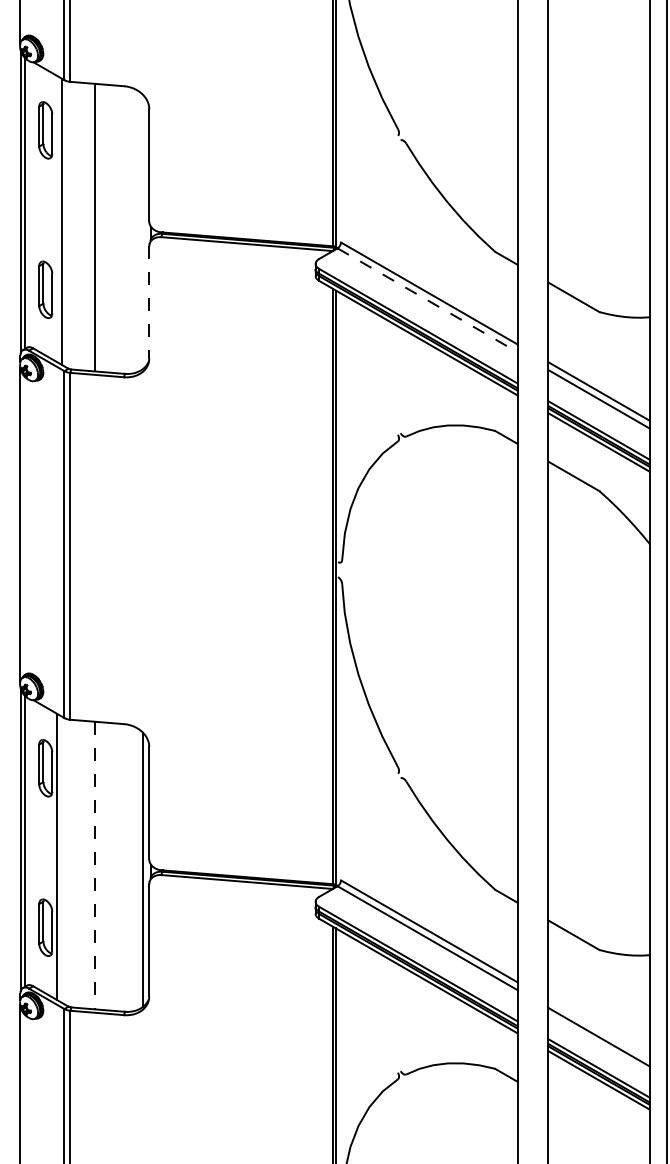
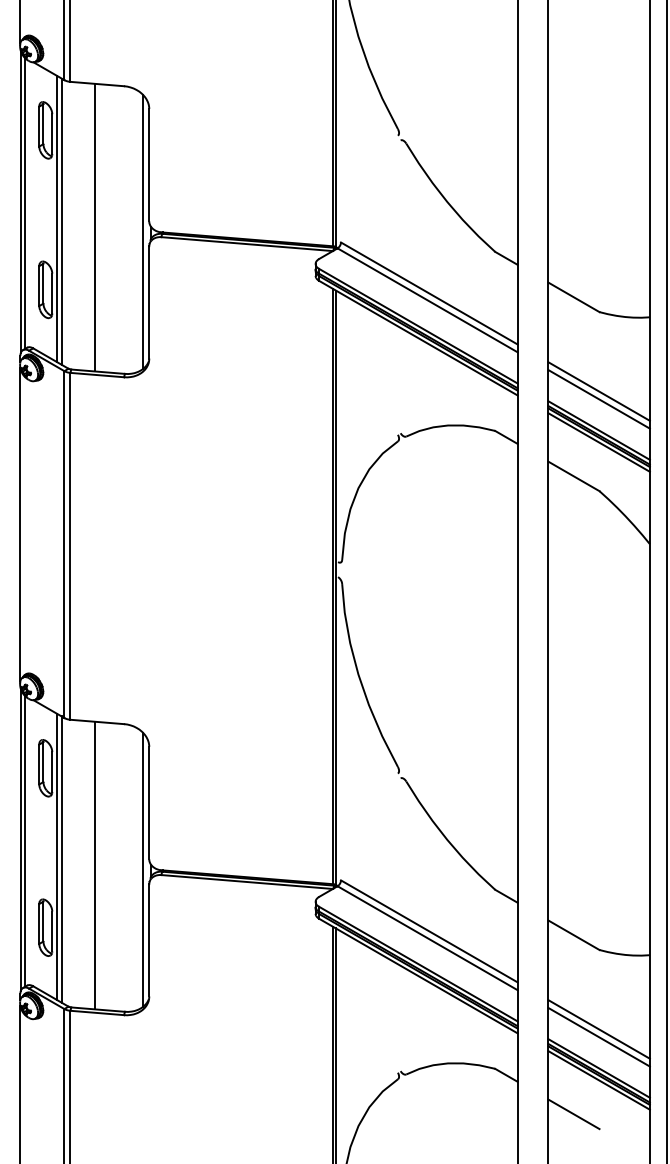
line: none -> present (57, 219)
line: none -> present (142, 231)
line: dashed -> solid (427, 300)
line: dashed -> solid (149, 302)
line: none -> present (61, 859)
line: dashed -> solid (95, 865)
line: none -> present (598, 1029)
line: none -> present (573, 1114)
